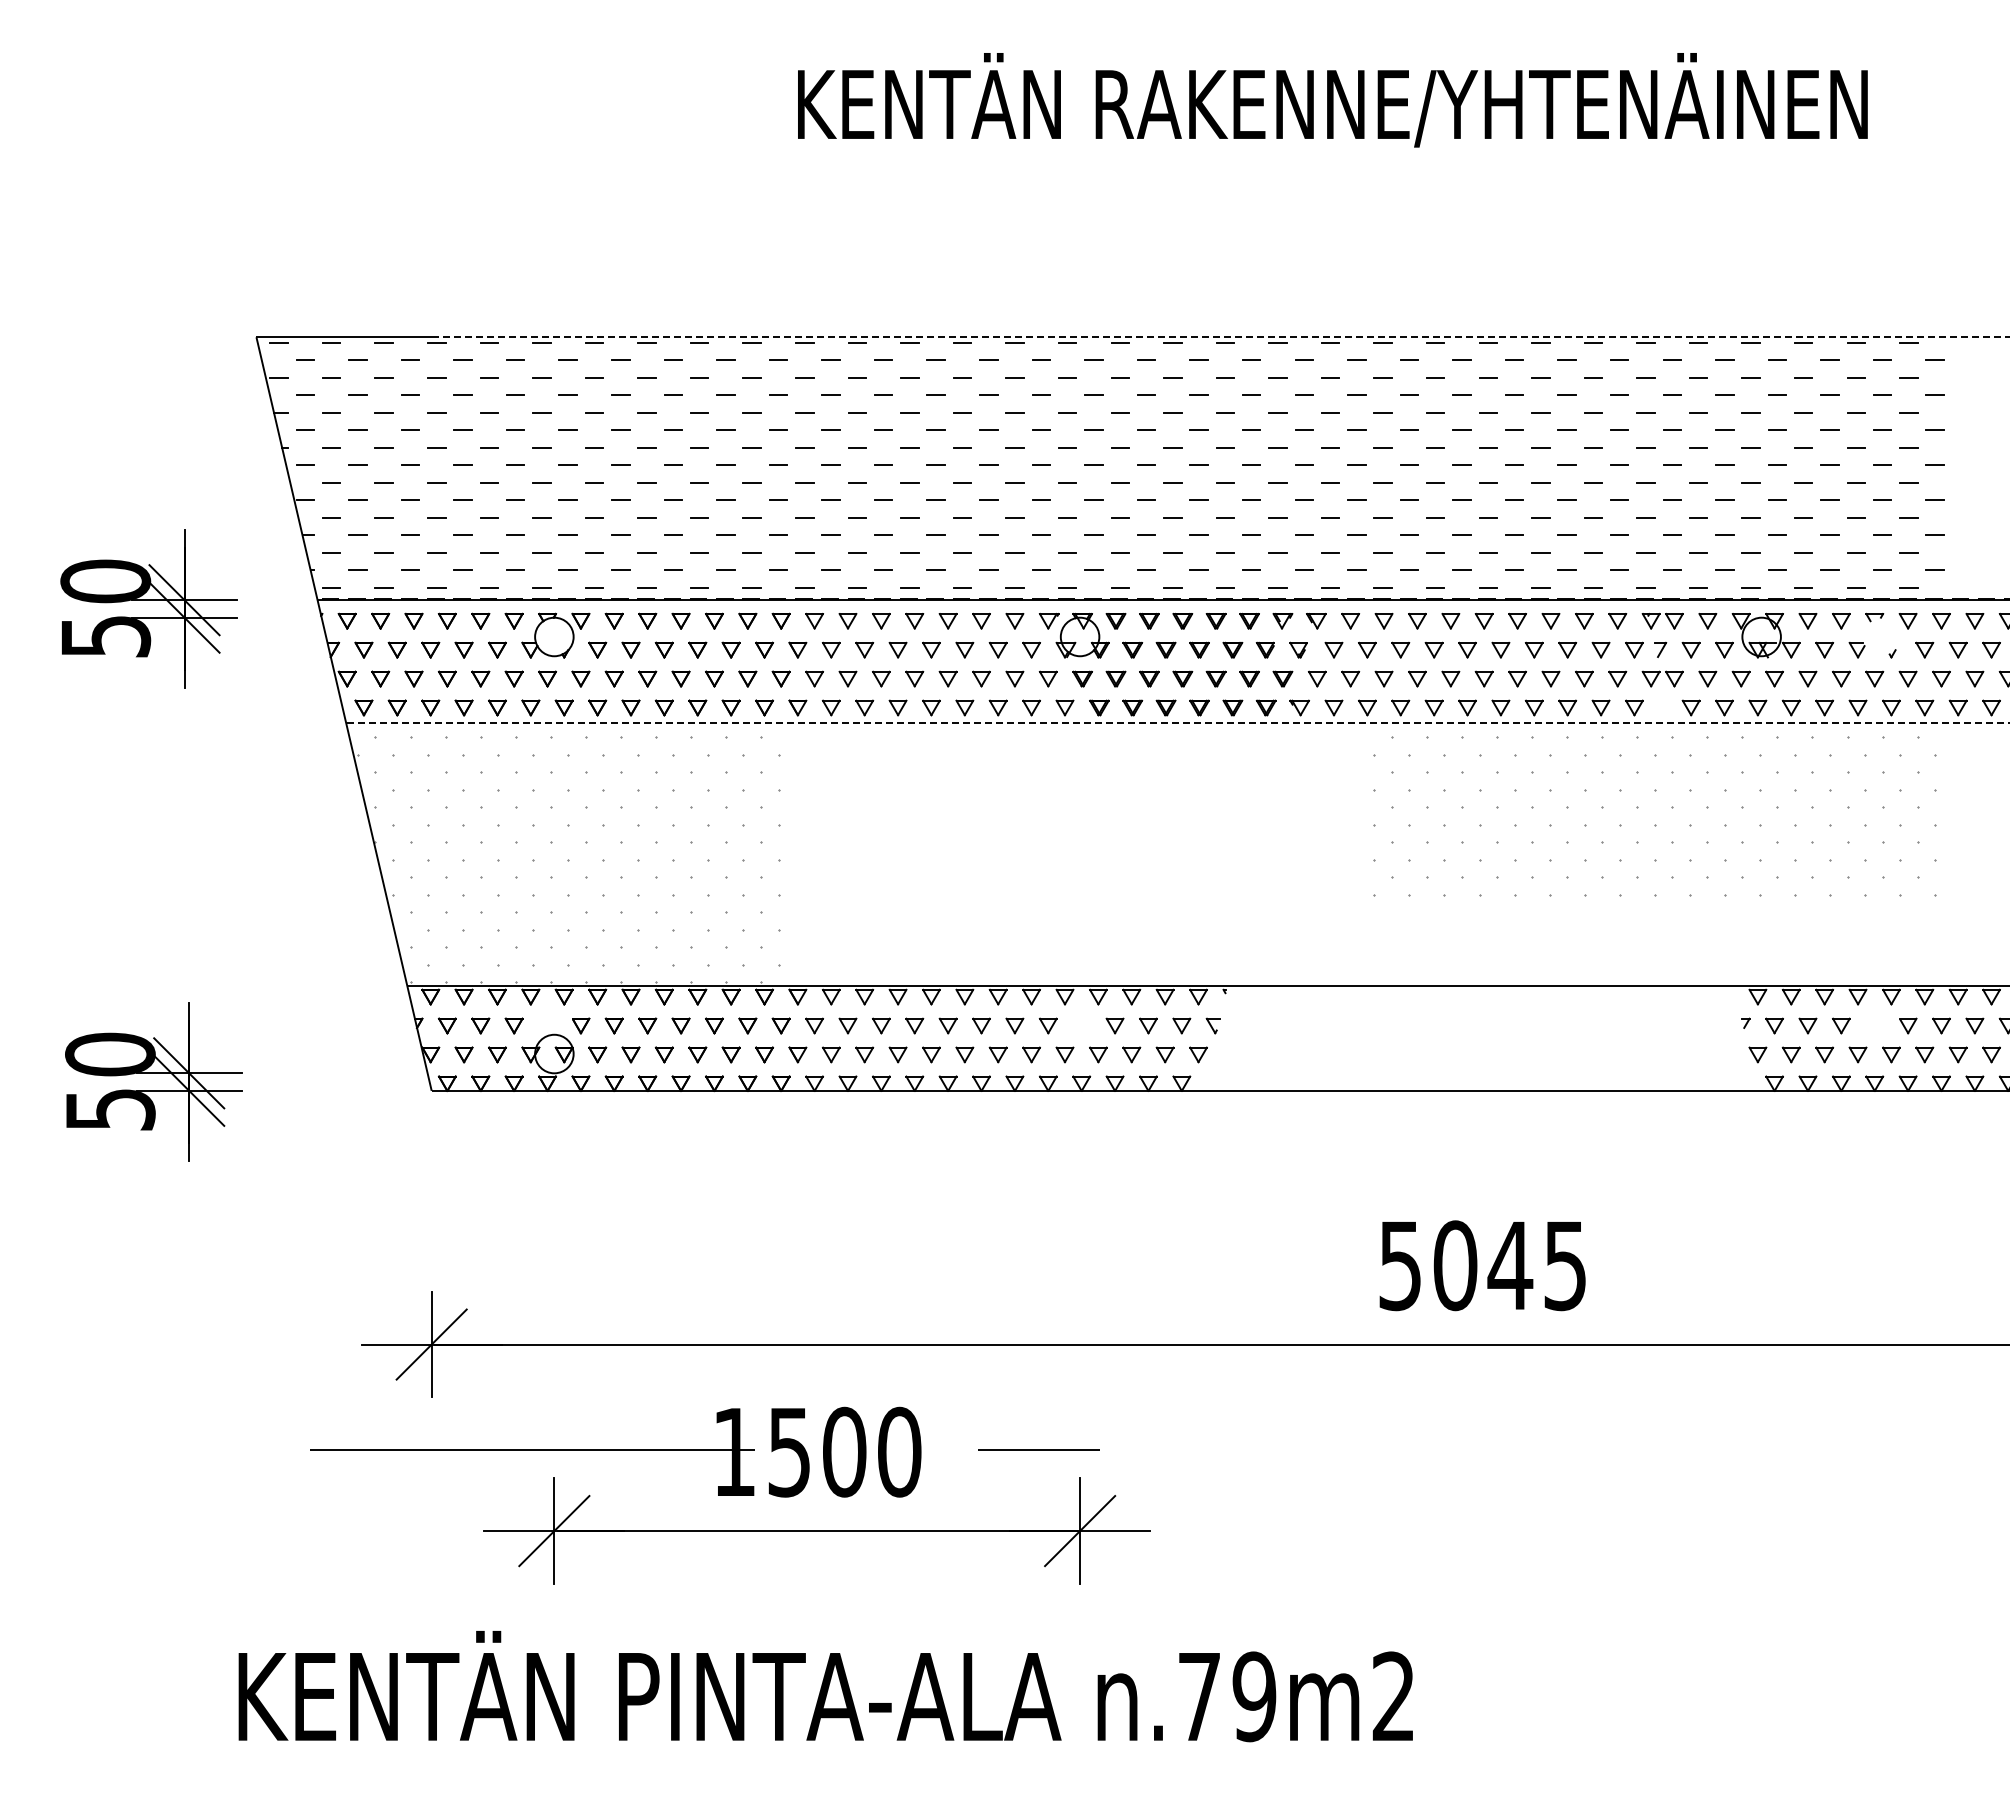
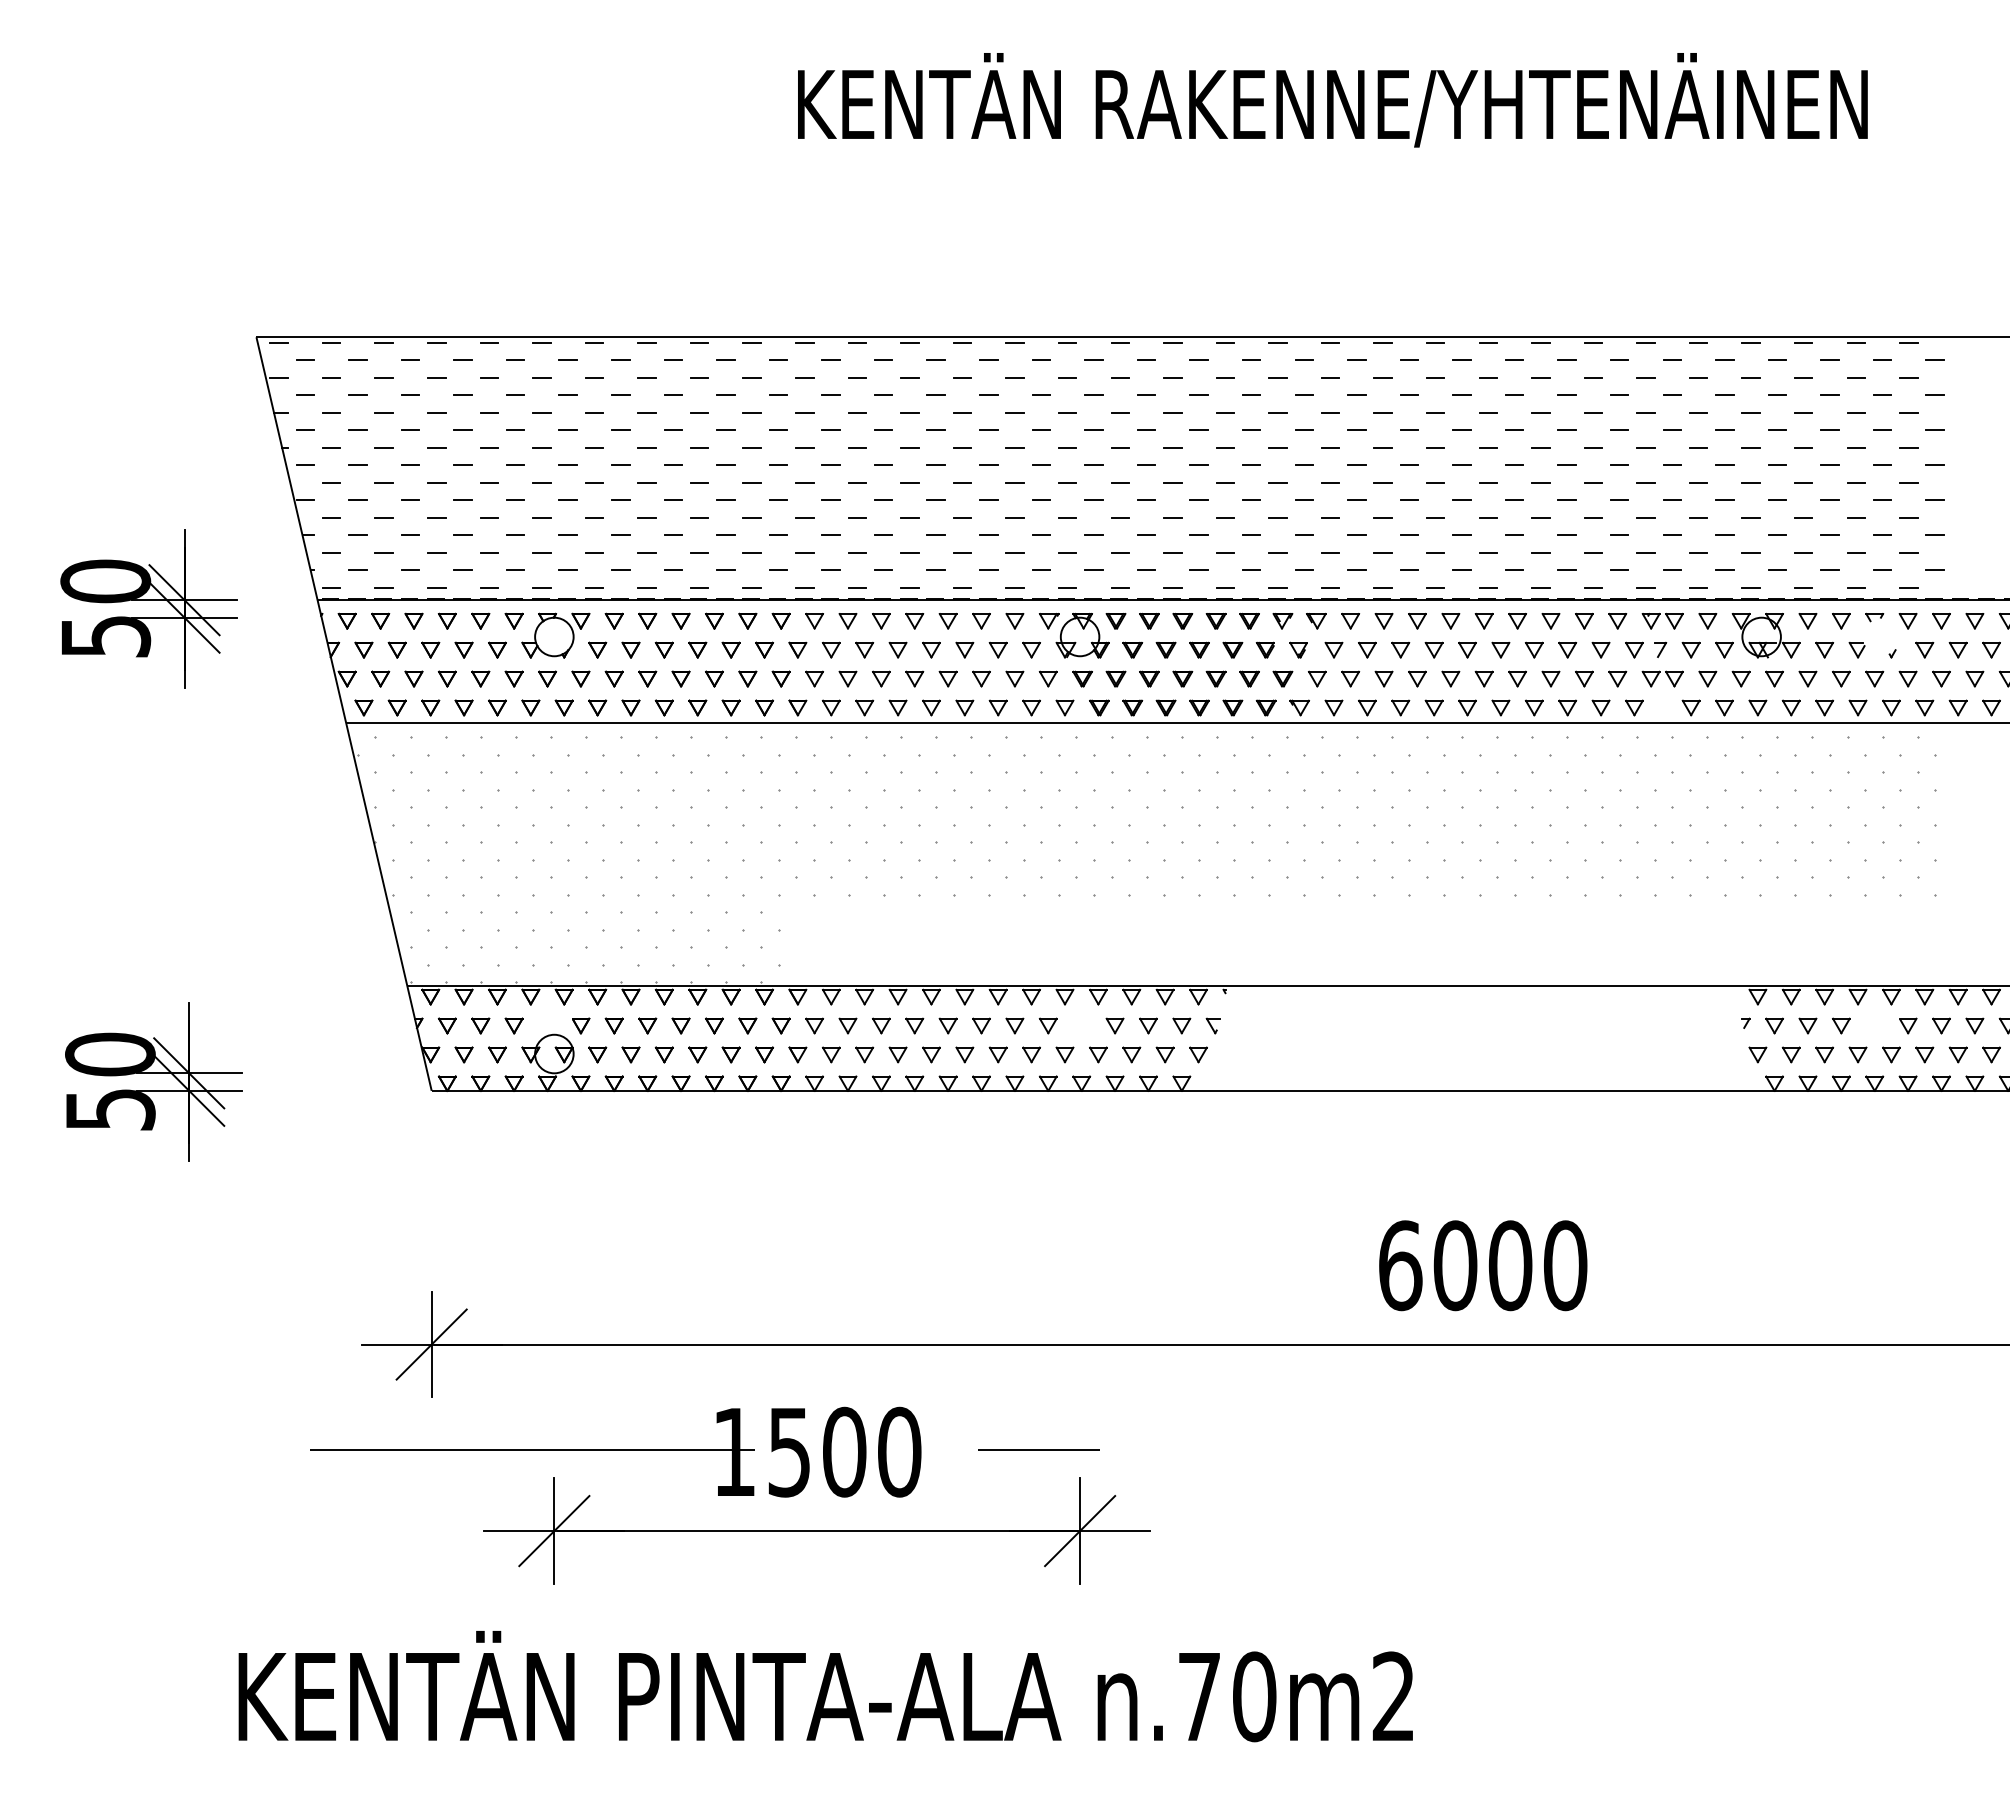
line: dashed -> solid (1220, 337)
line: dashed -> solid (1177, 722)
part: none -> present (1076, 808)
text: 5045 -> 6000 (1483, 1265)
text: n.79m2 -> n.70m2 (1254, 1696)
